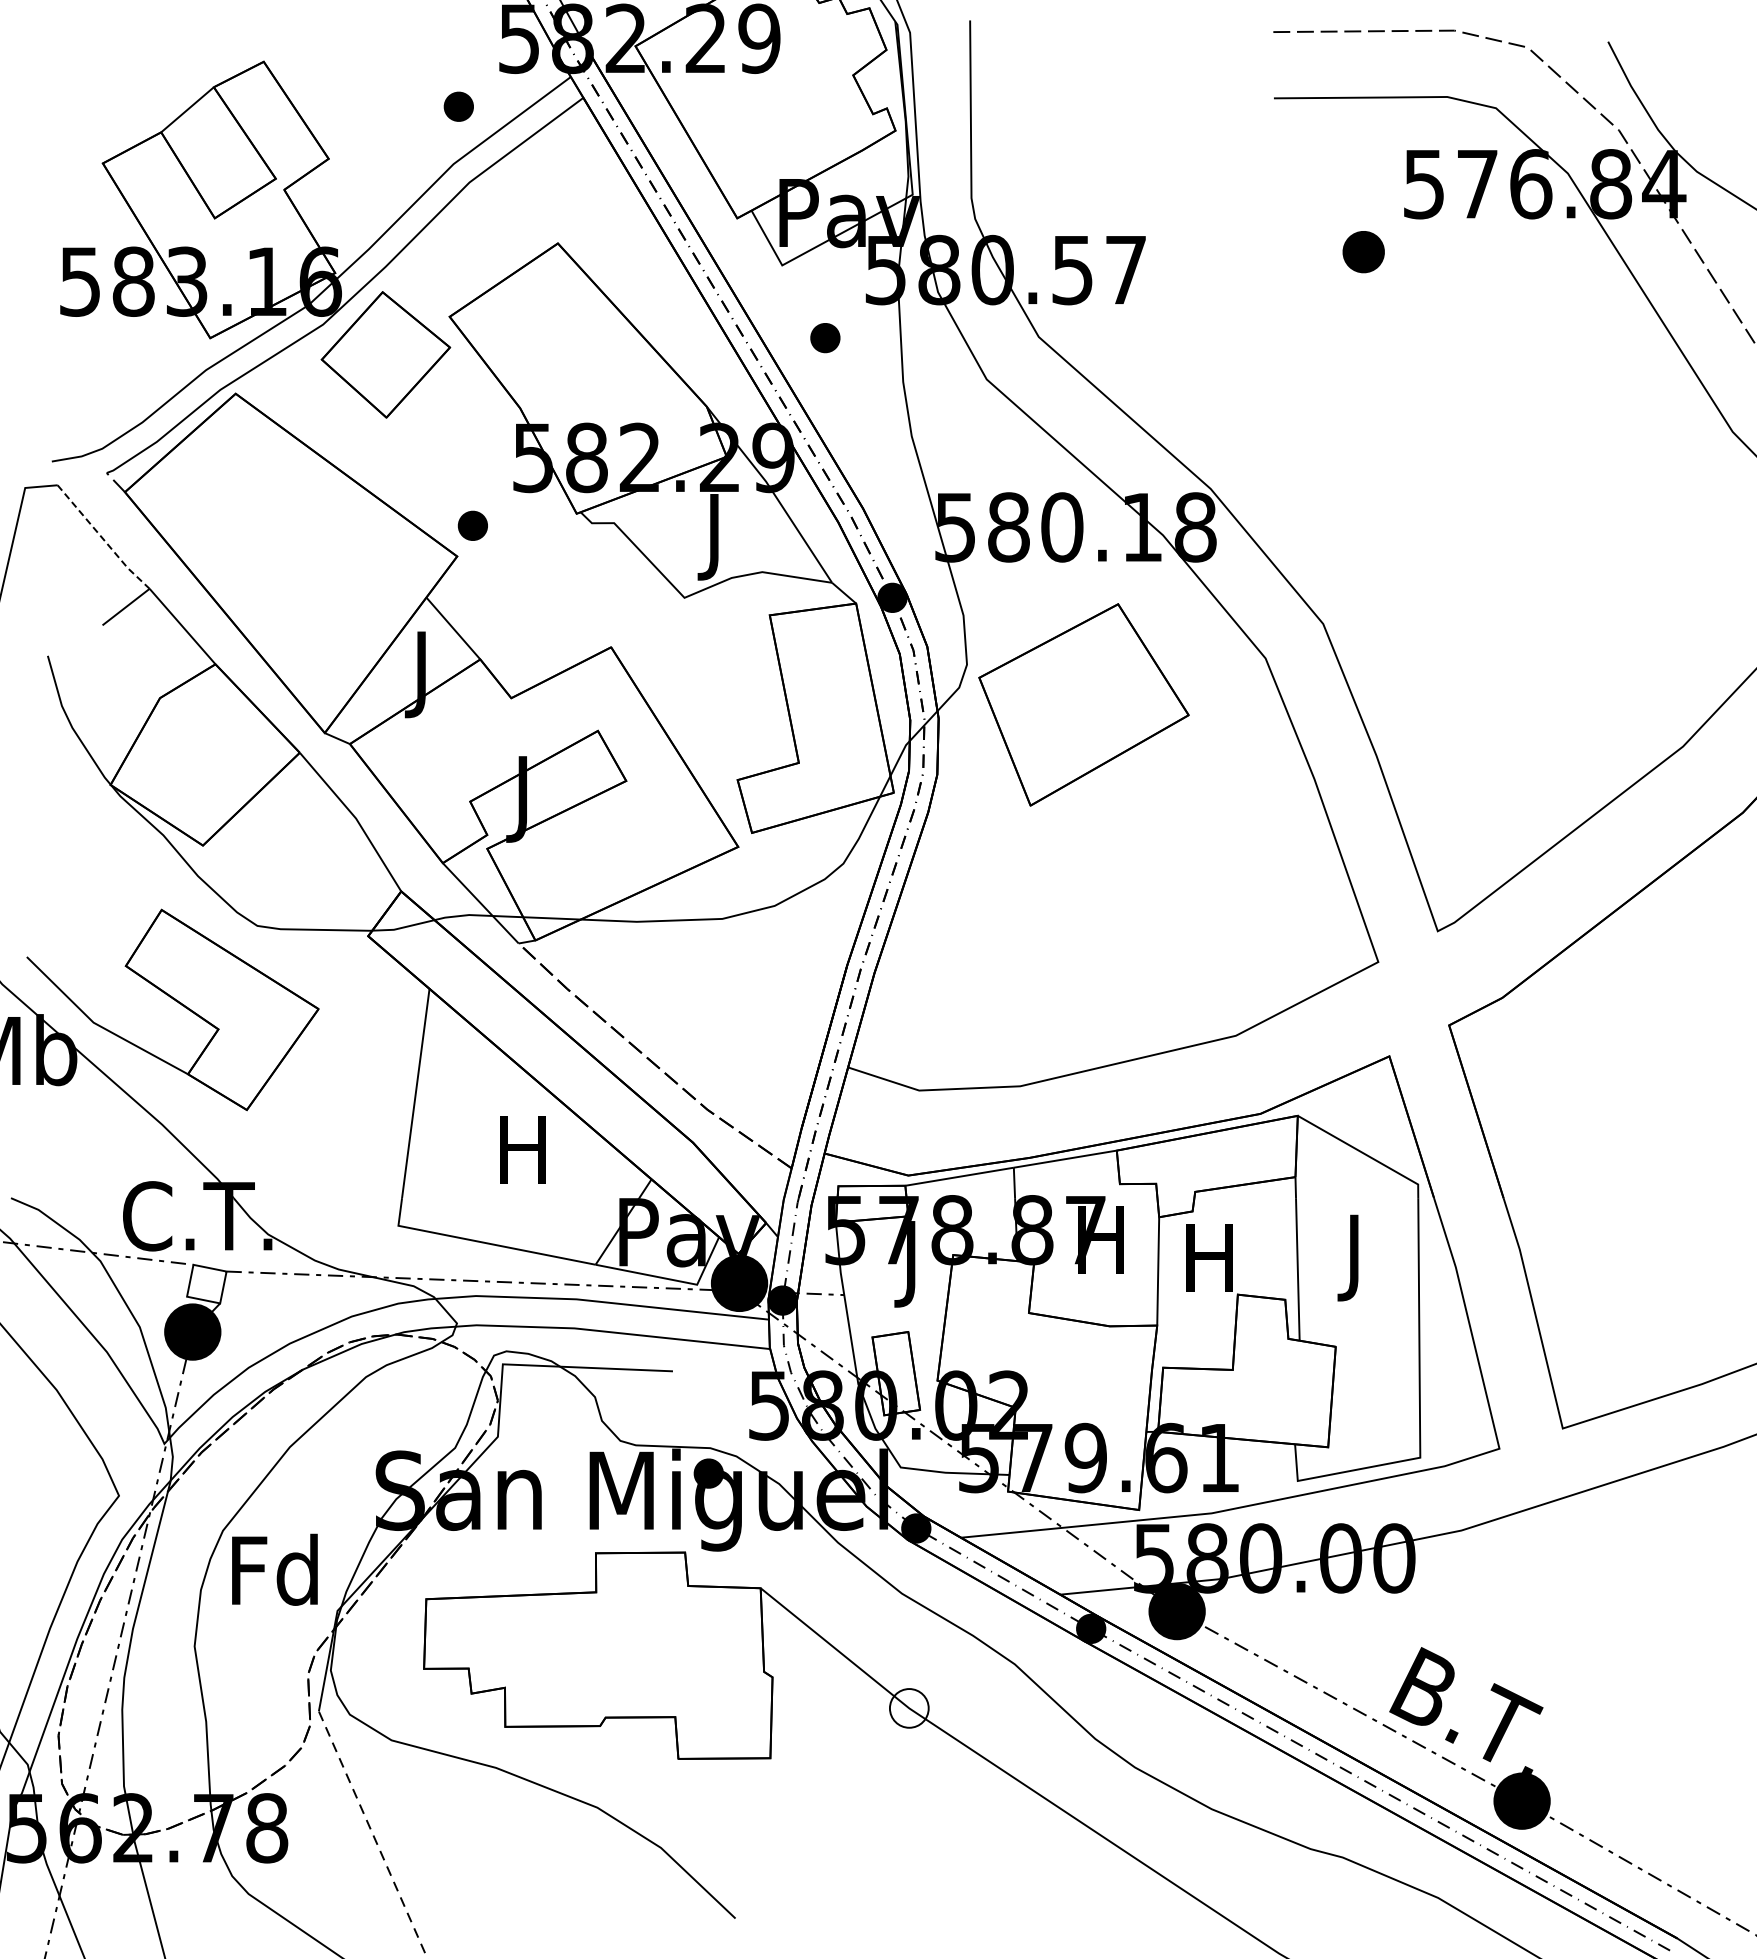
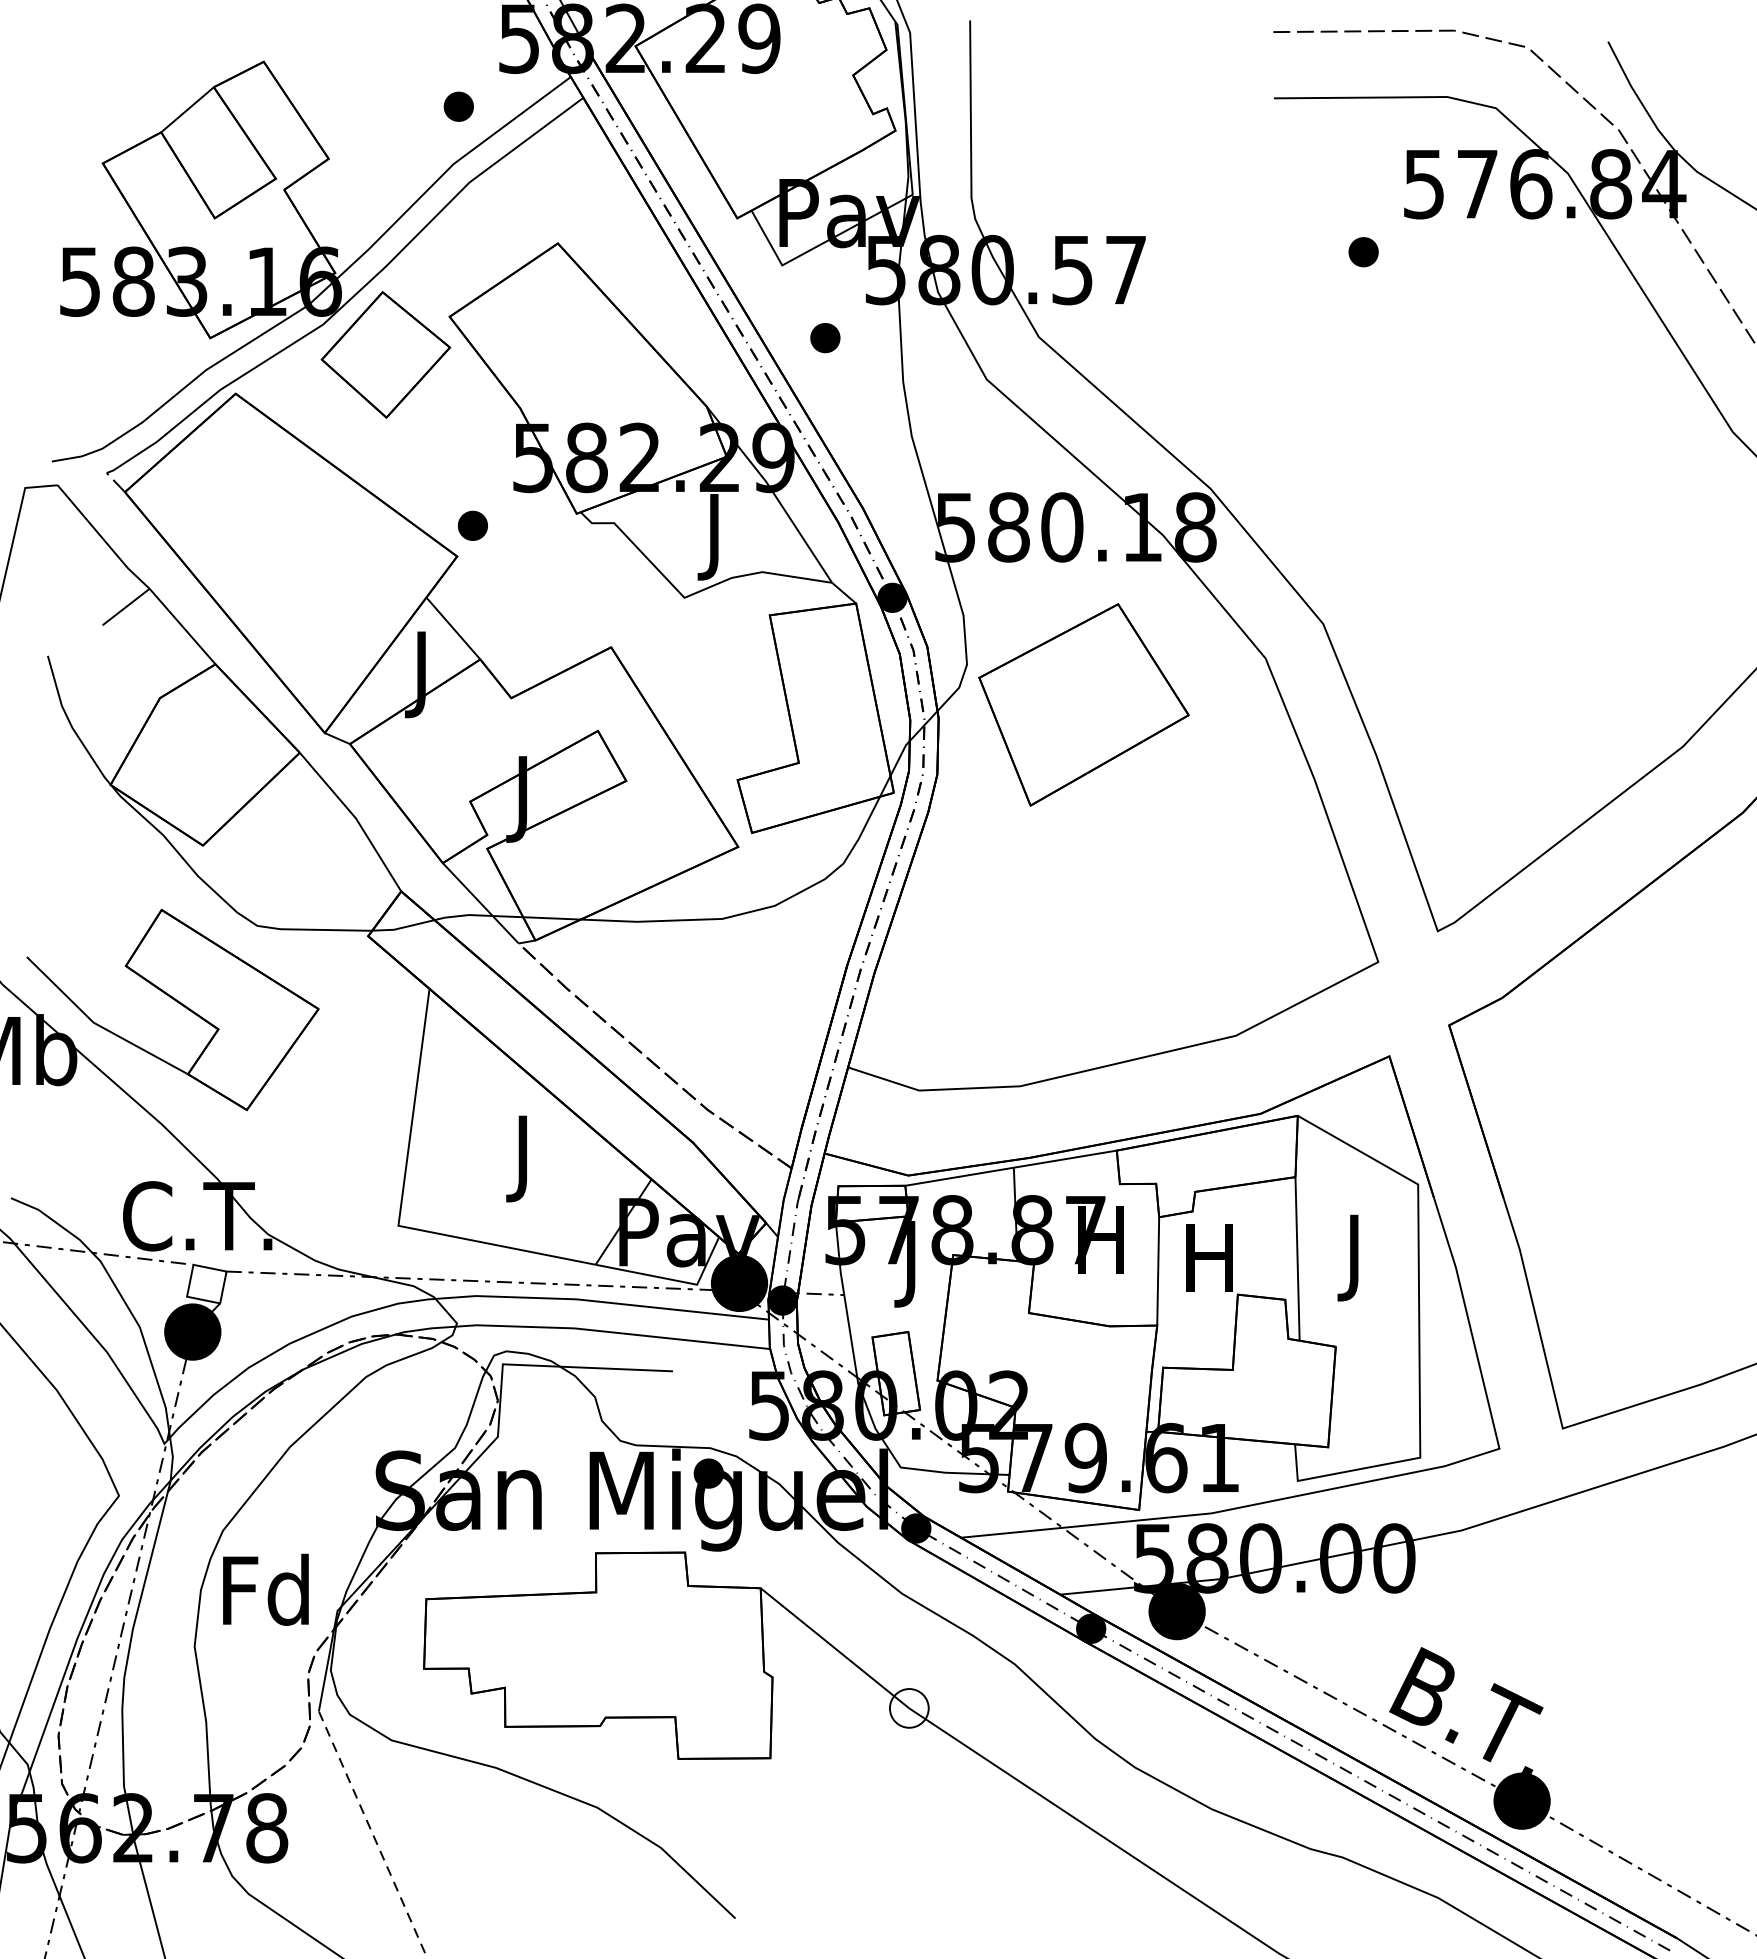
part size: 43x43 px -> 31x31 px (1363, 252)
line: dashed -> solid (102, 538)
text: H -> J (522, 1158)
text position: (274, 1569) -> (265, 1589) (265, 1589)
